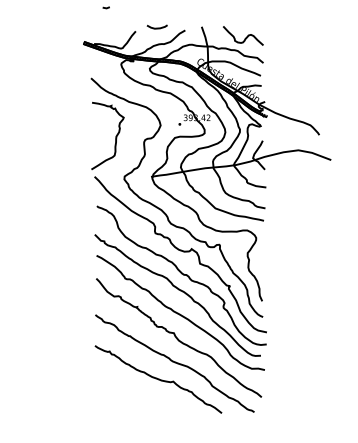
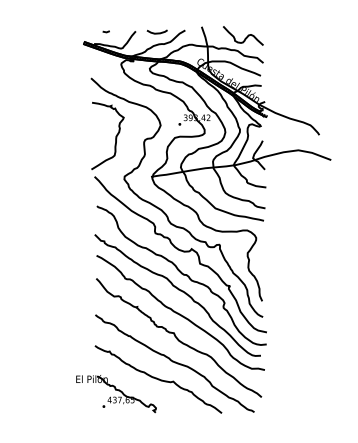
line position: (105, 7) -> (105, 31) (105, 31)
curve position: (156, 27) -> (156, 32) (156, 32)
part: none -> present (116, 394)
